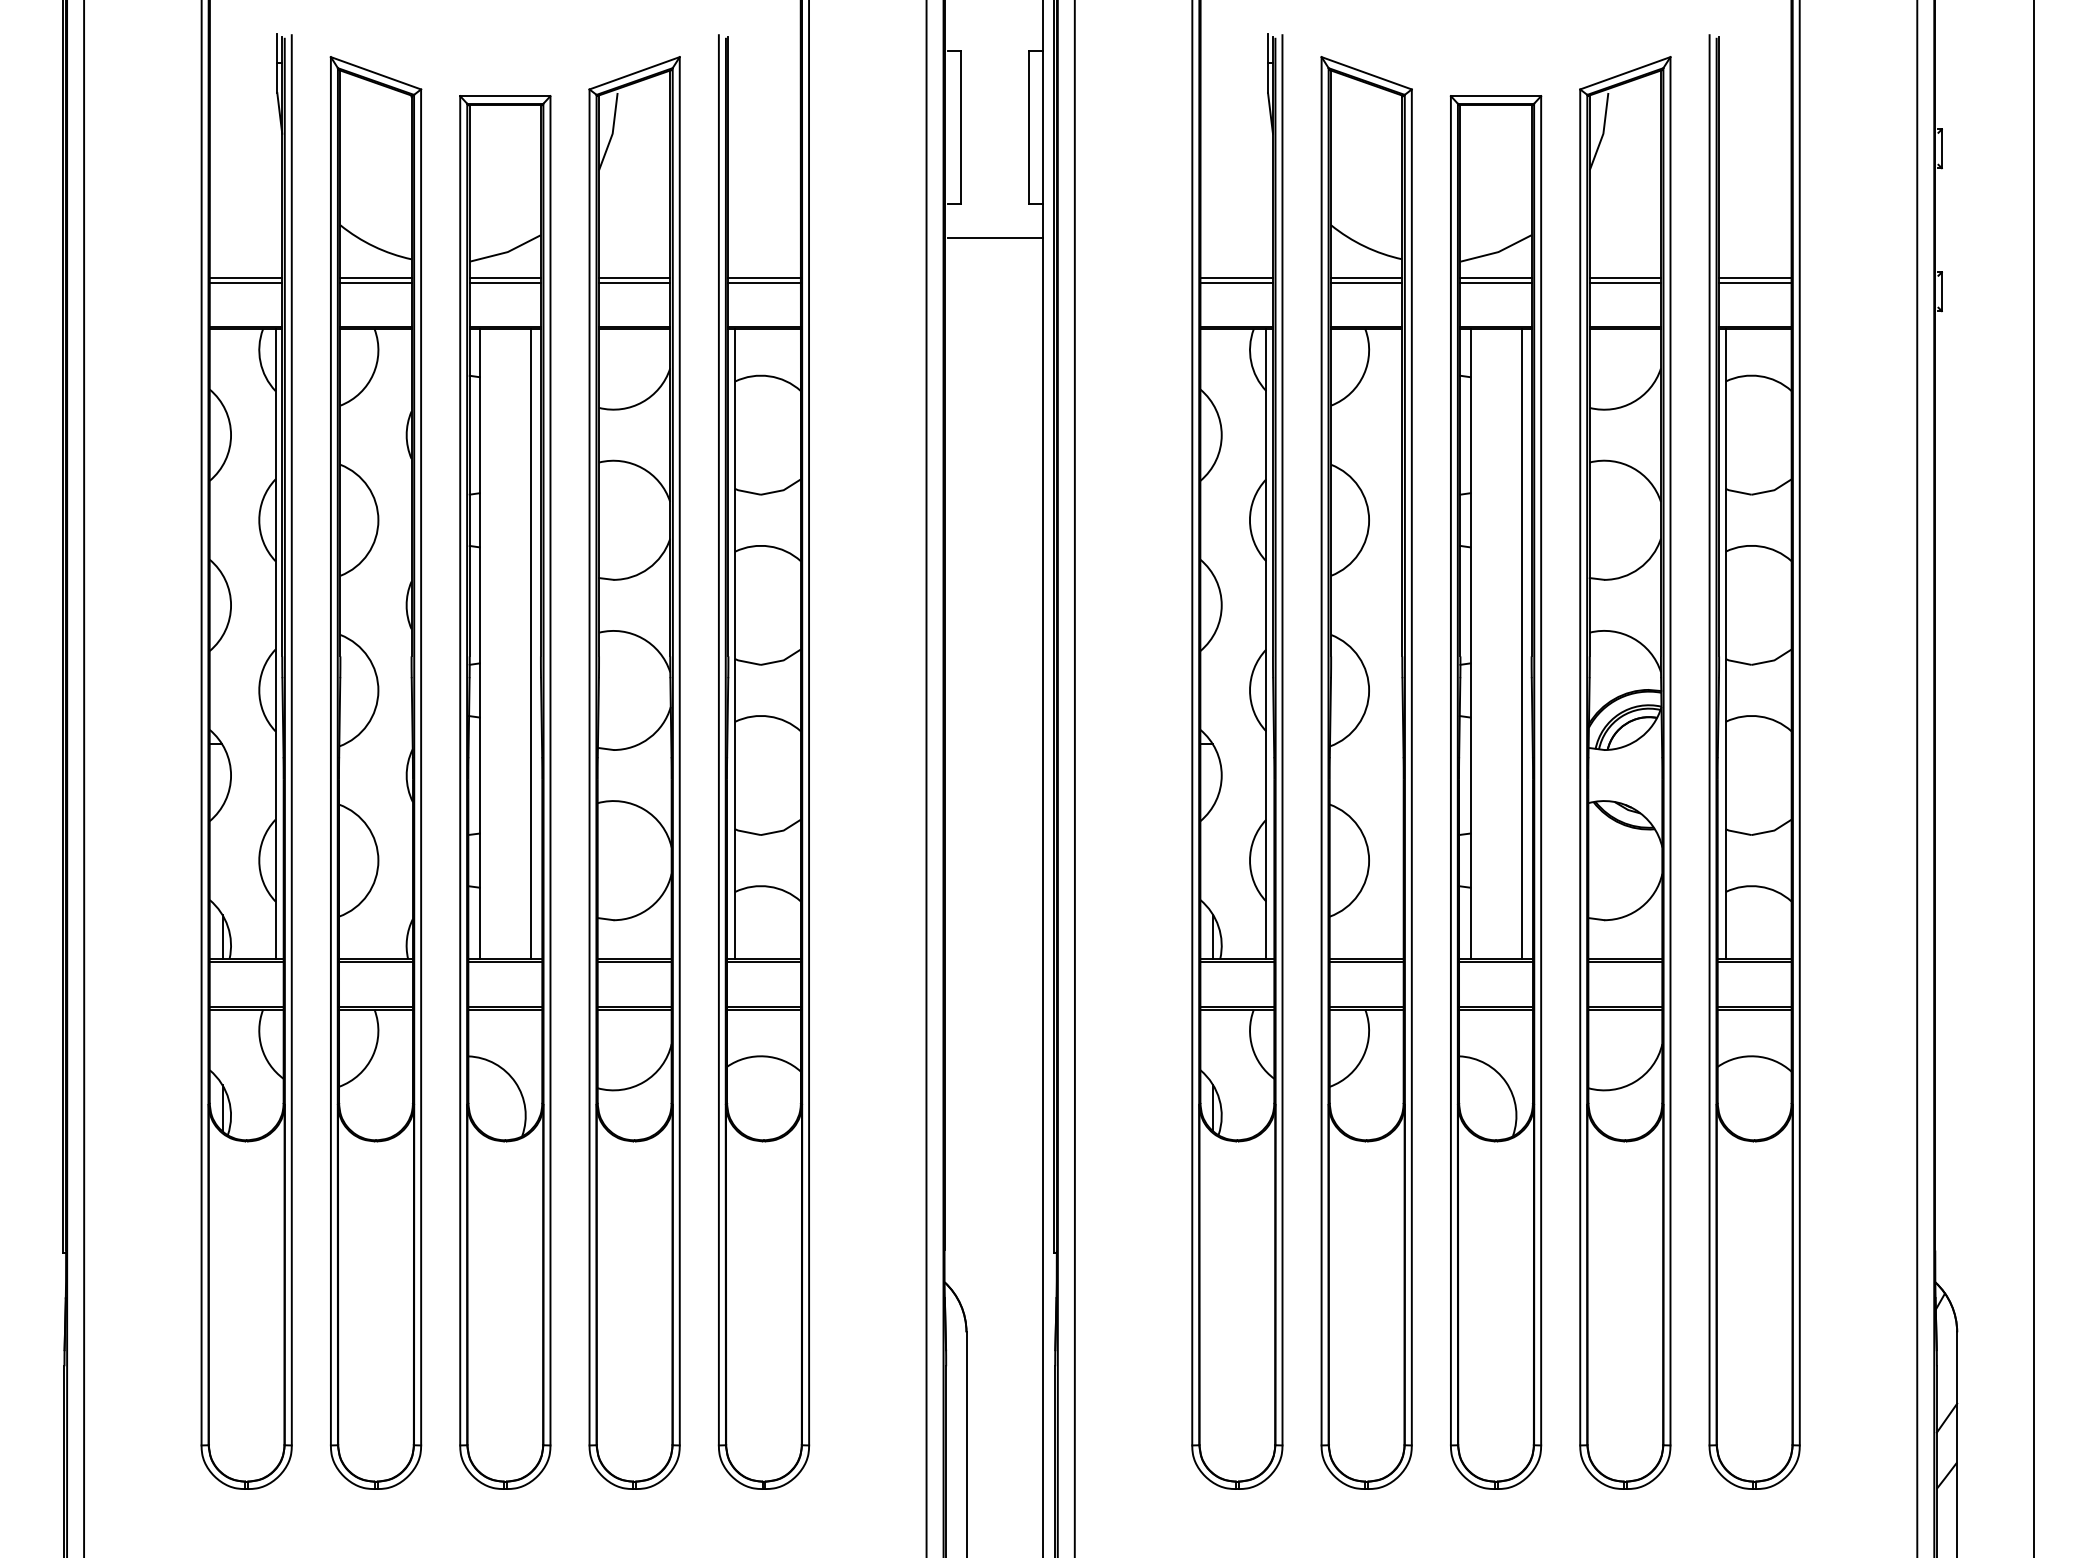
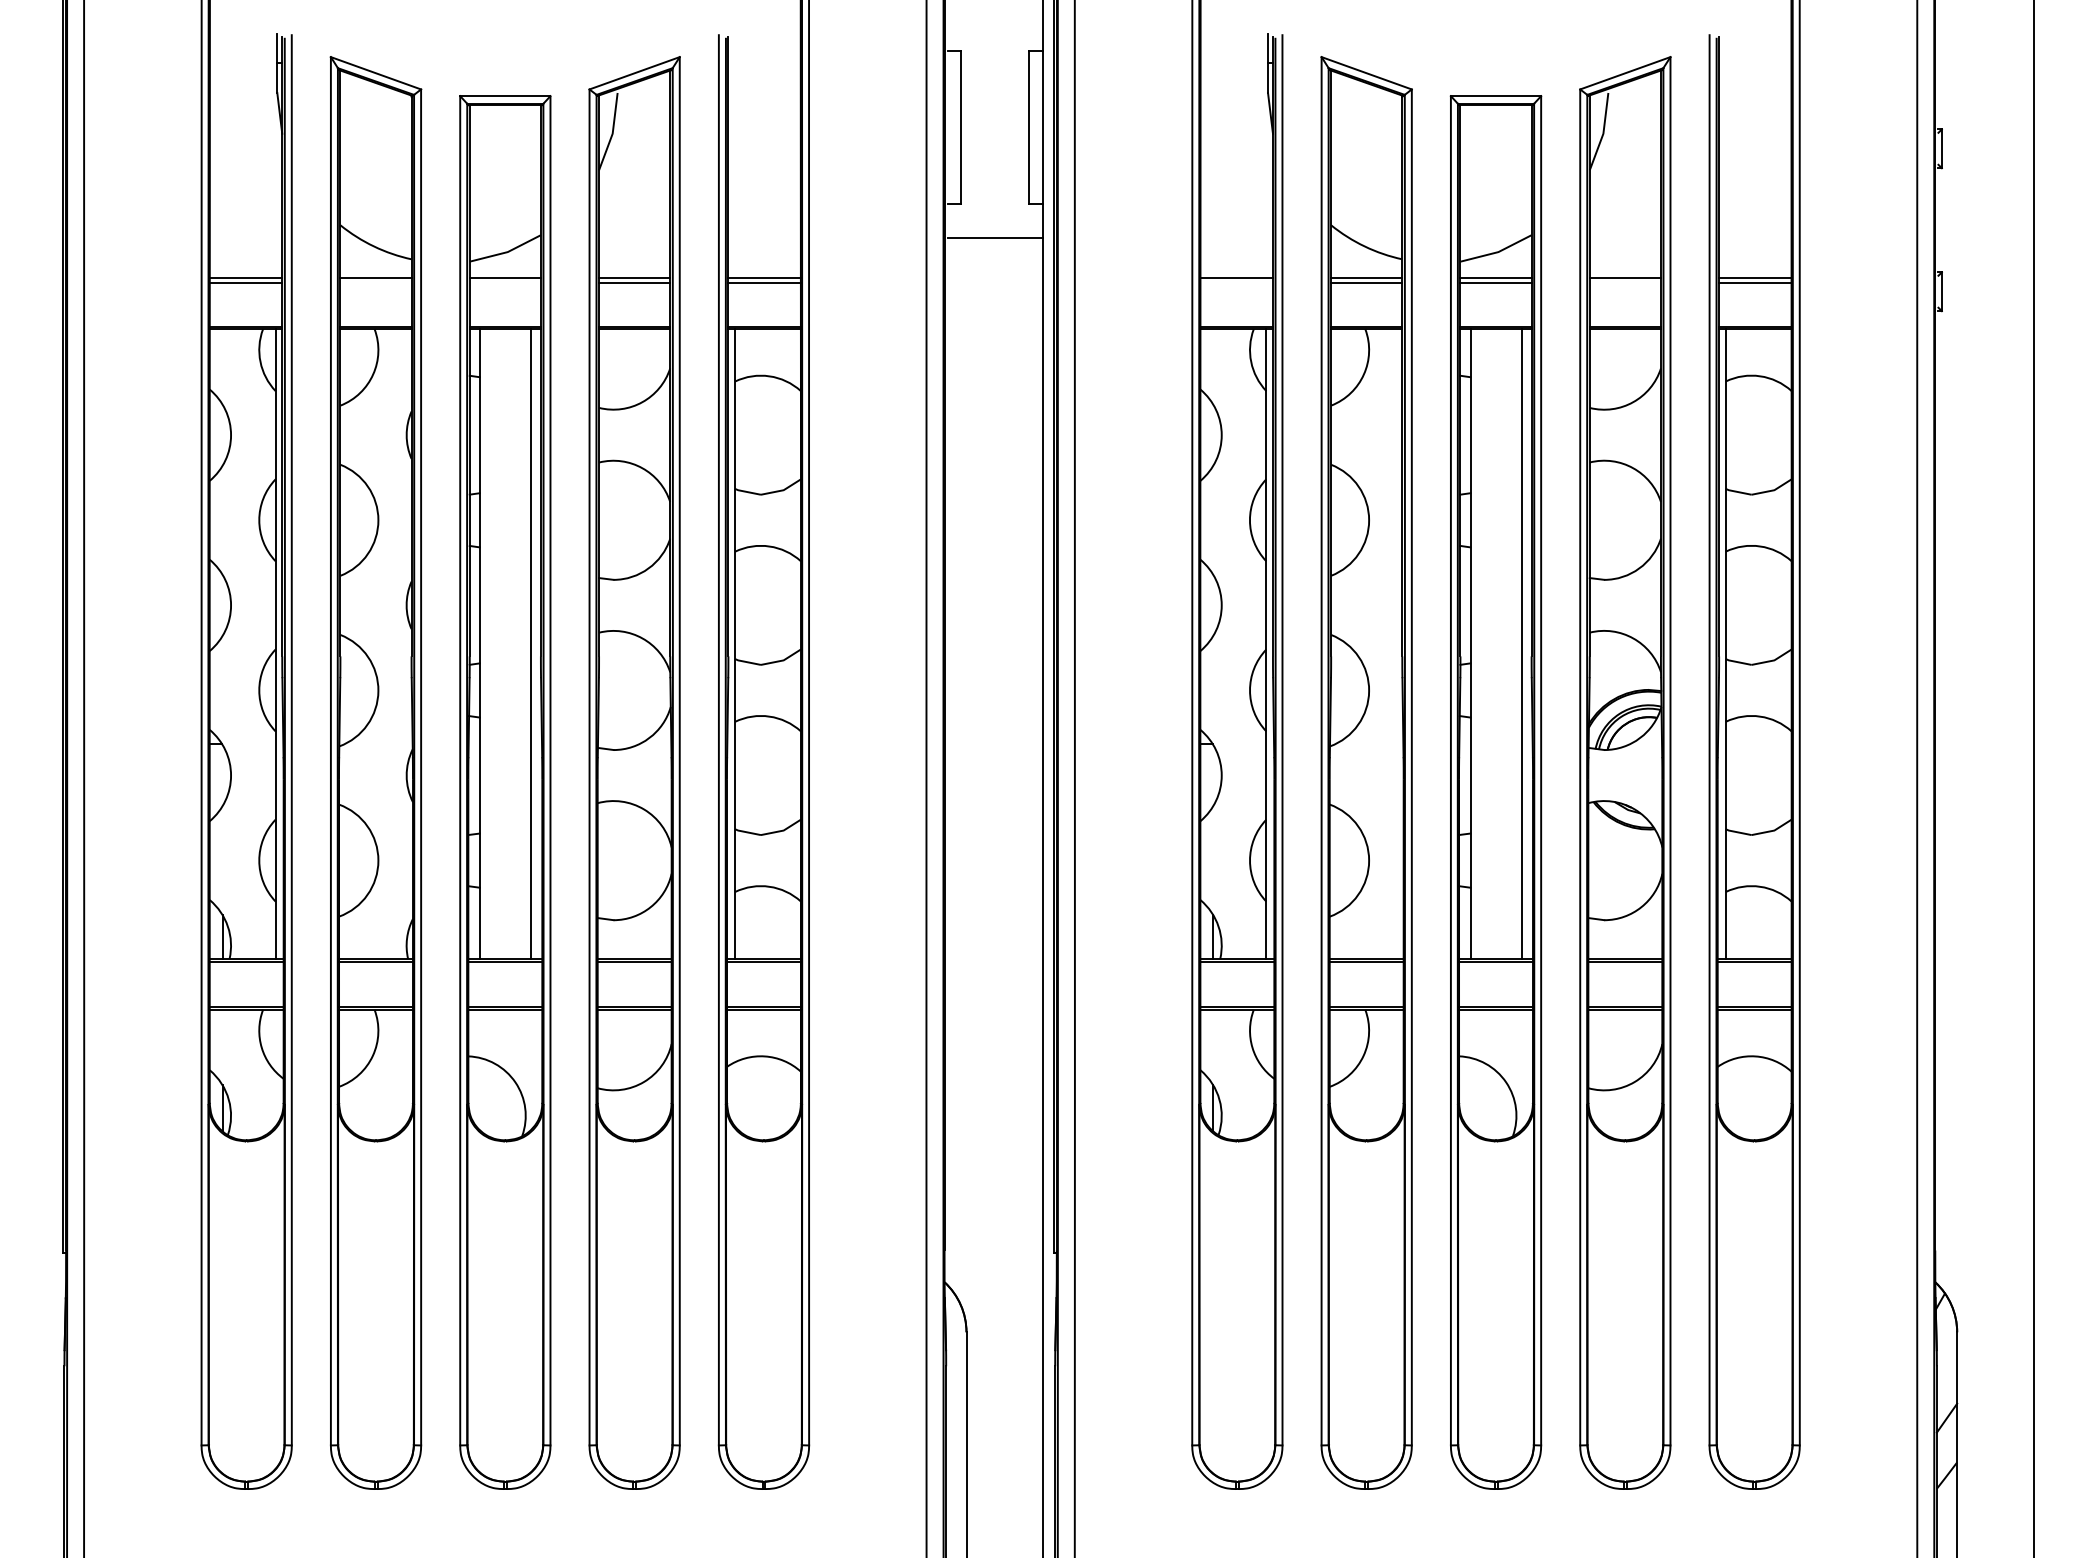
line: present -> none (375, 282)
line: present -> none (504, 282)
line: present -> none (1236, 282)
line: present -> none (1624, 282)
